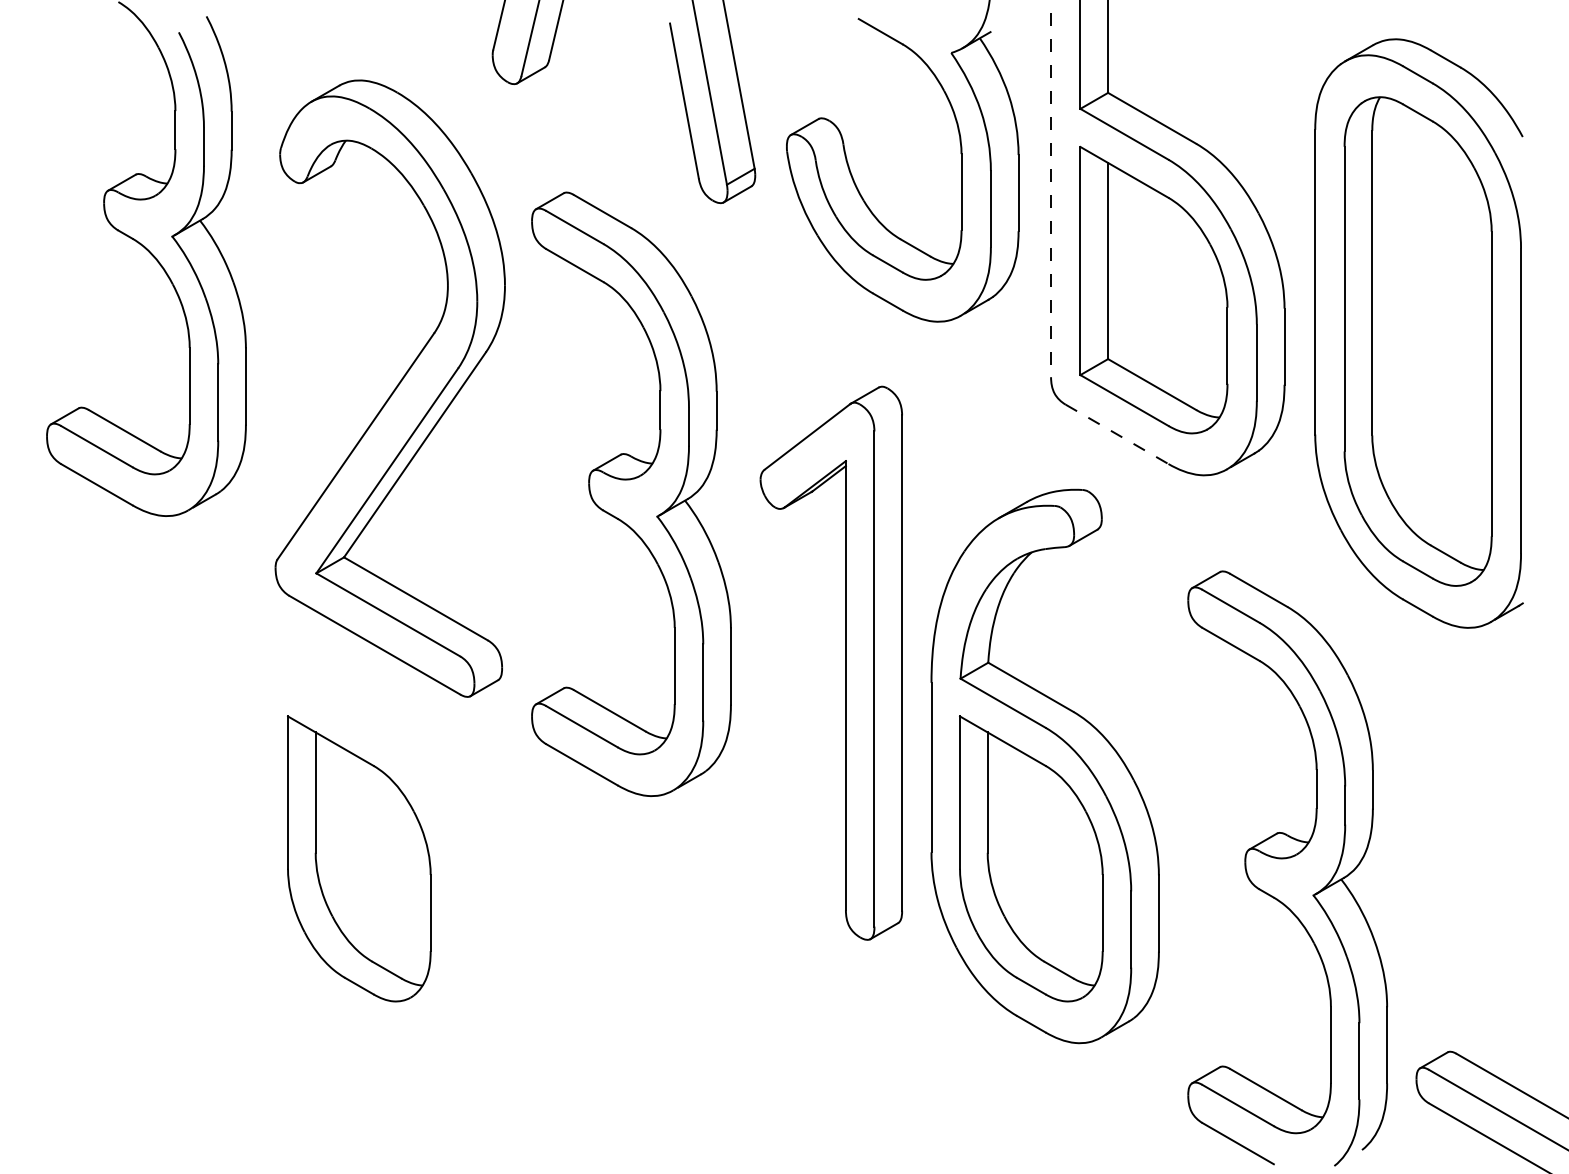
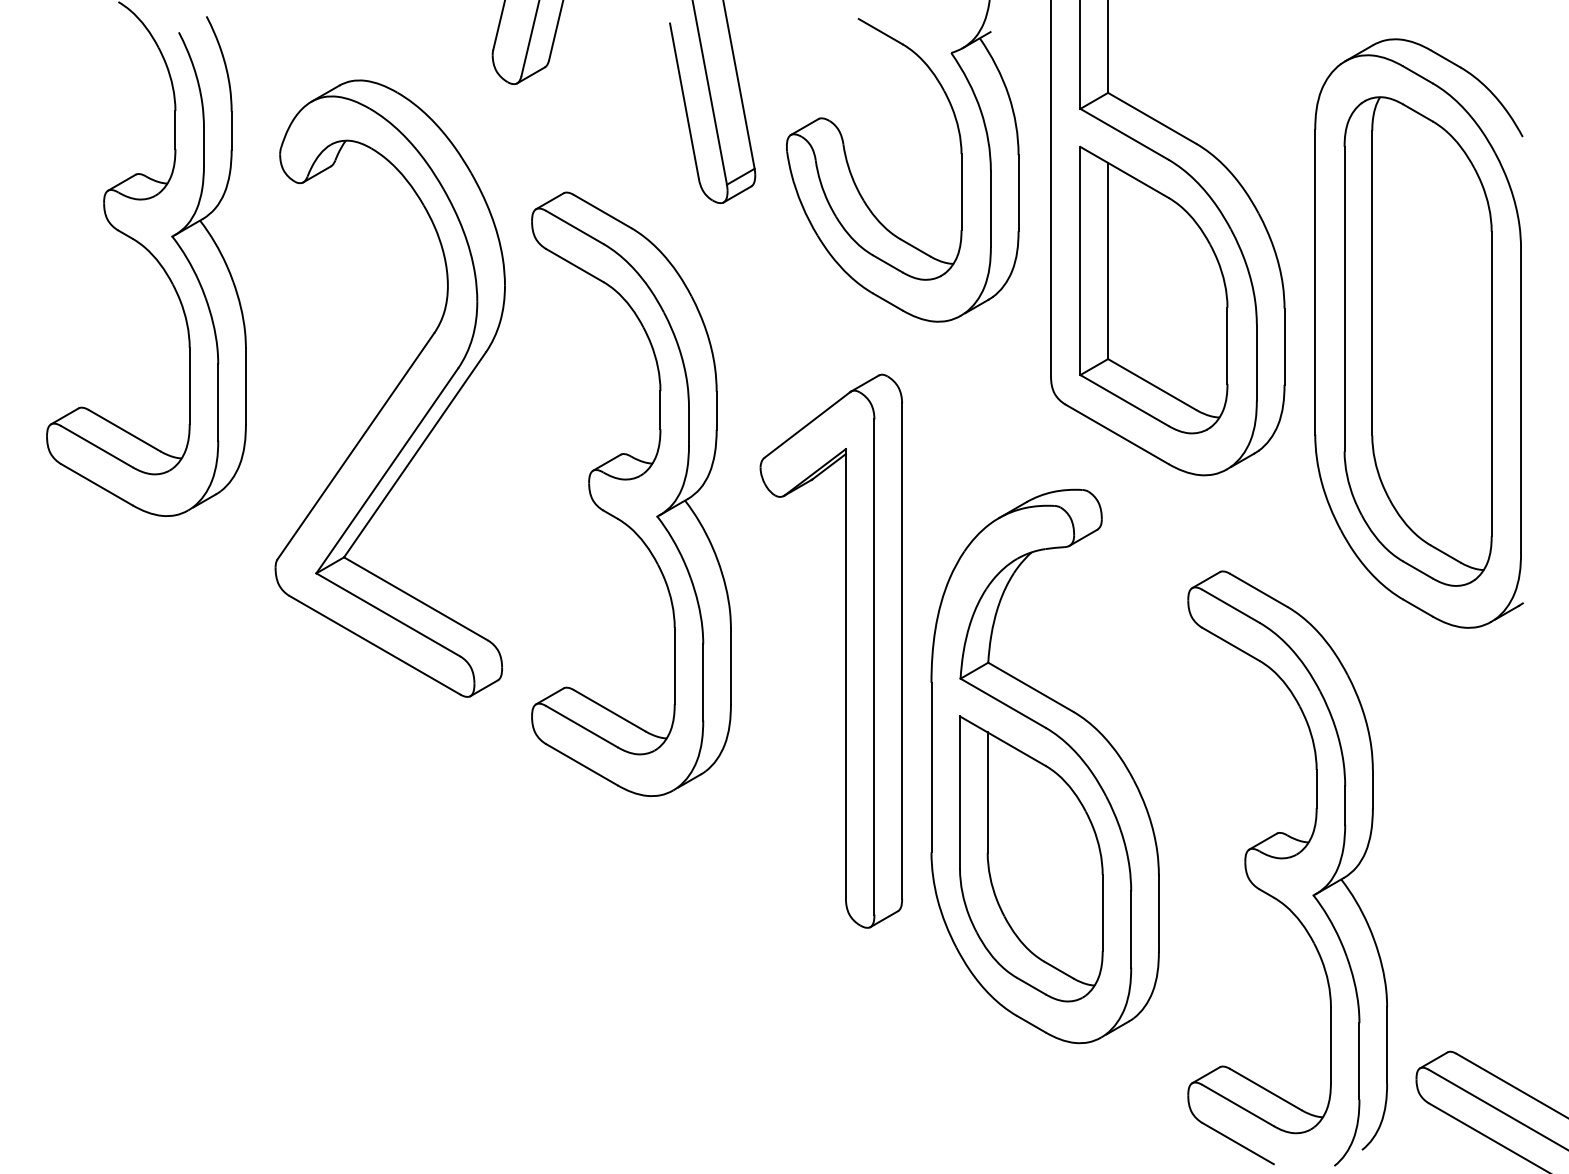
line: dashed -> solid (1051, 189)
line: dashed -> solid (1117, 434)
part position: (845, 662) -> (845, 650) (845, 650)
part: present -> none (359, 858)
